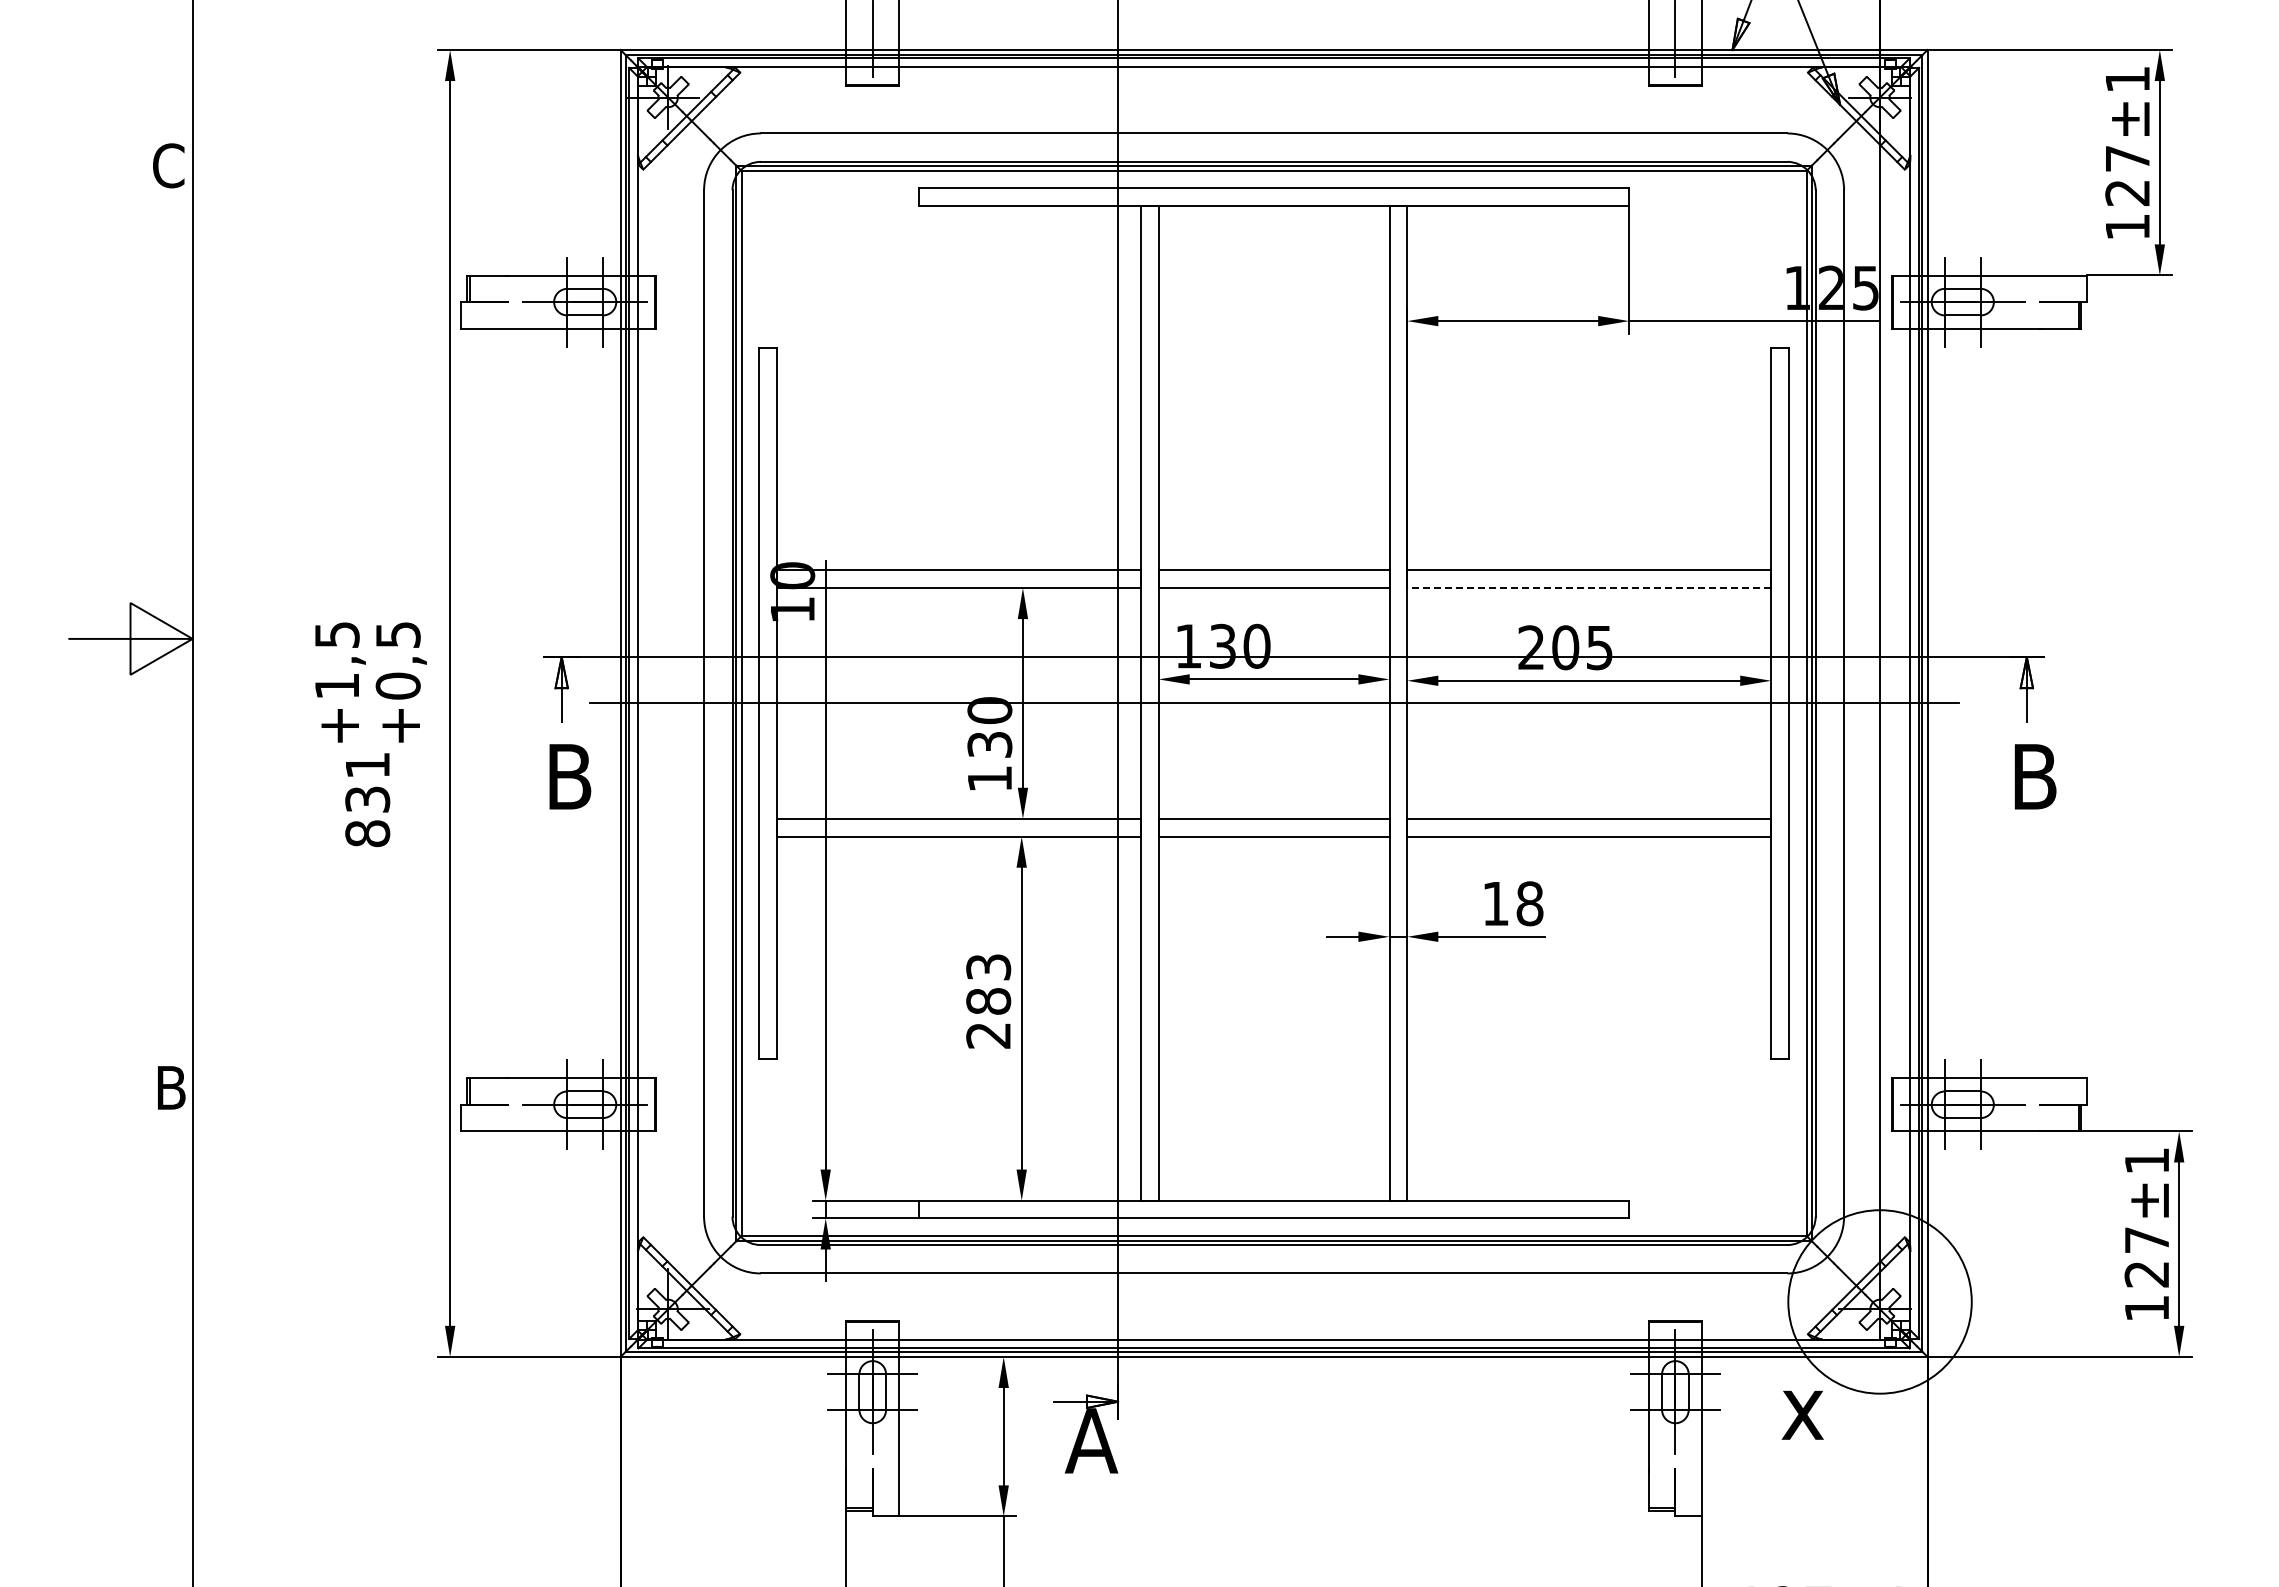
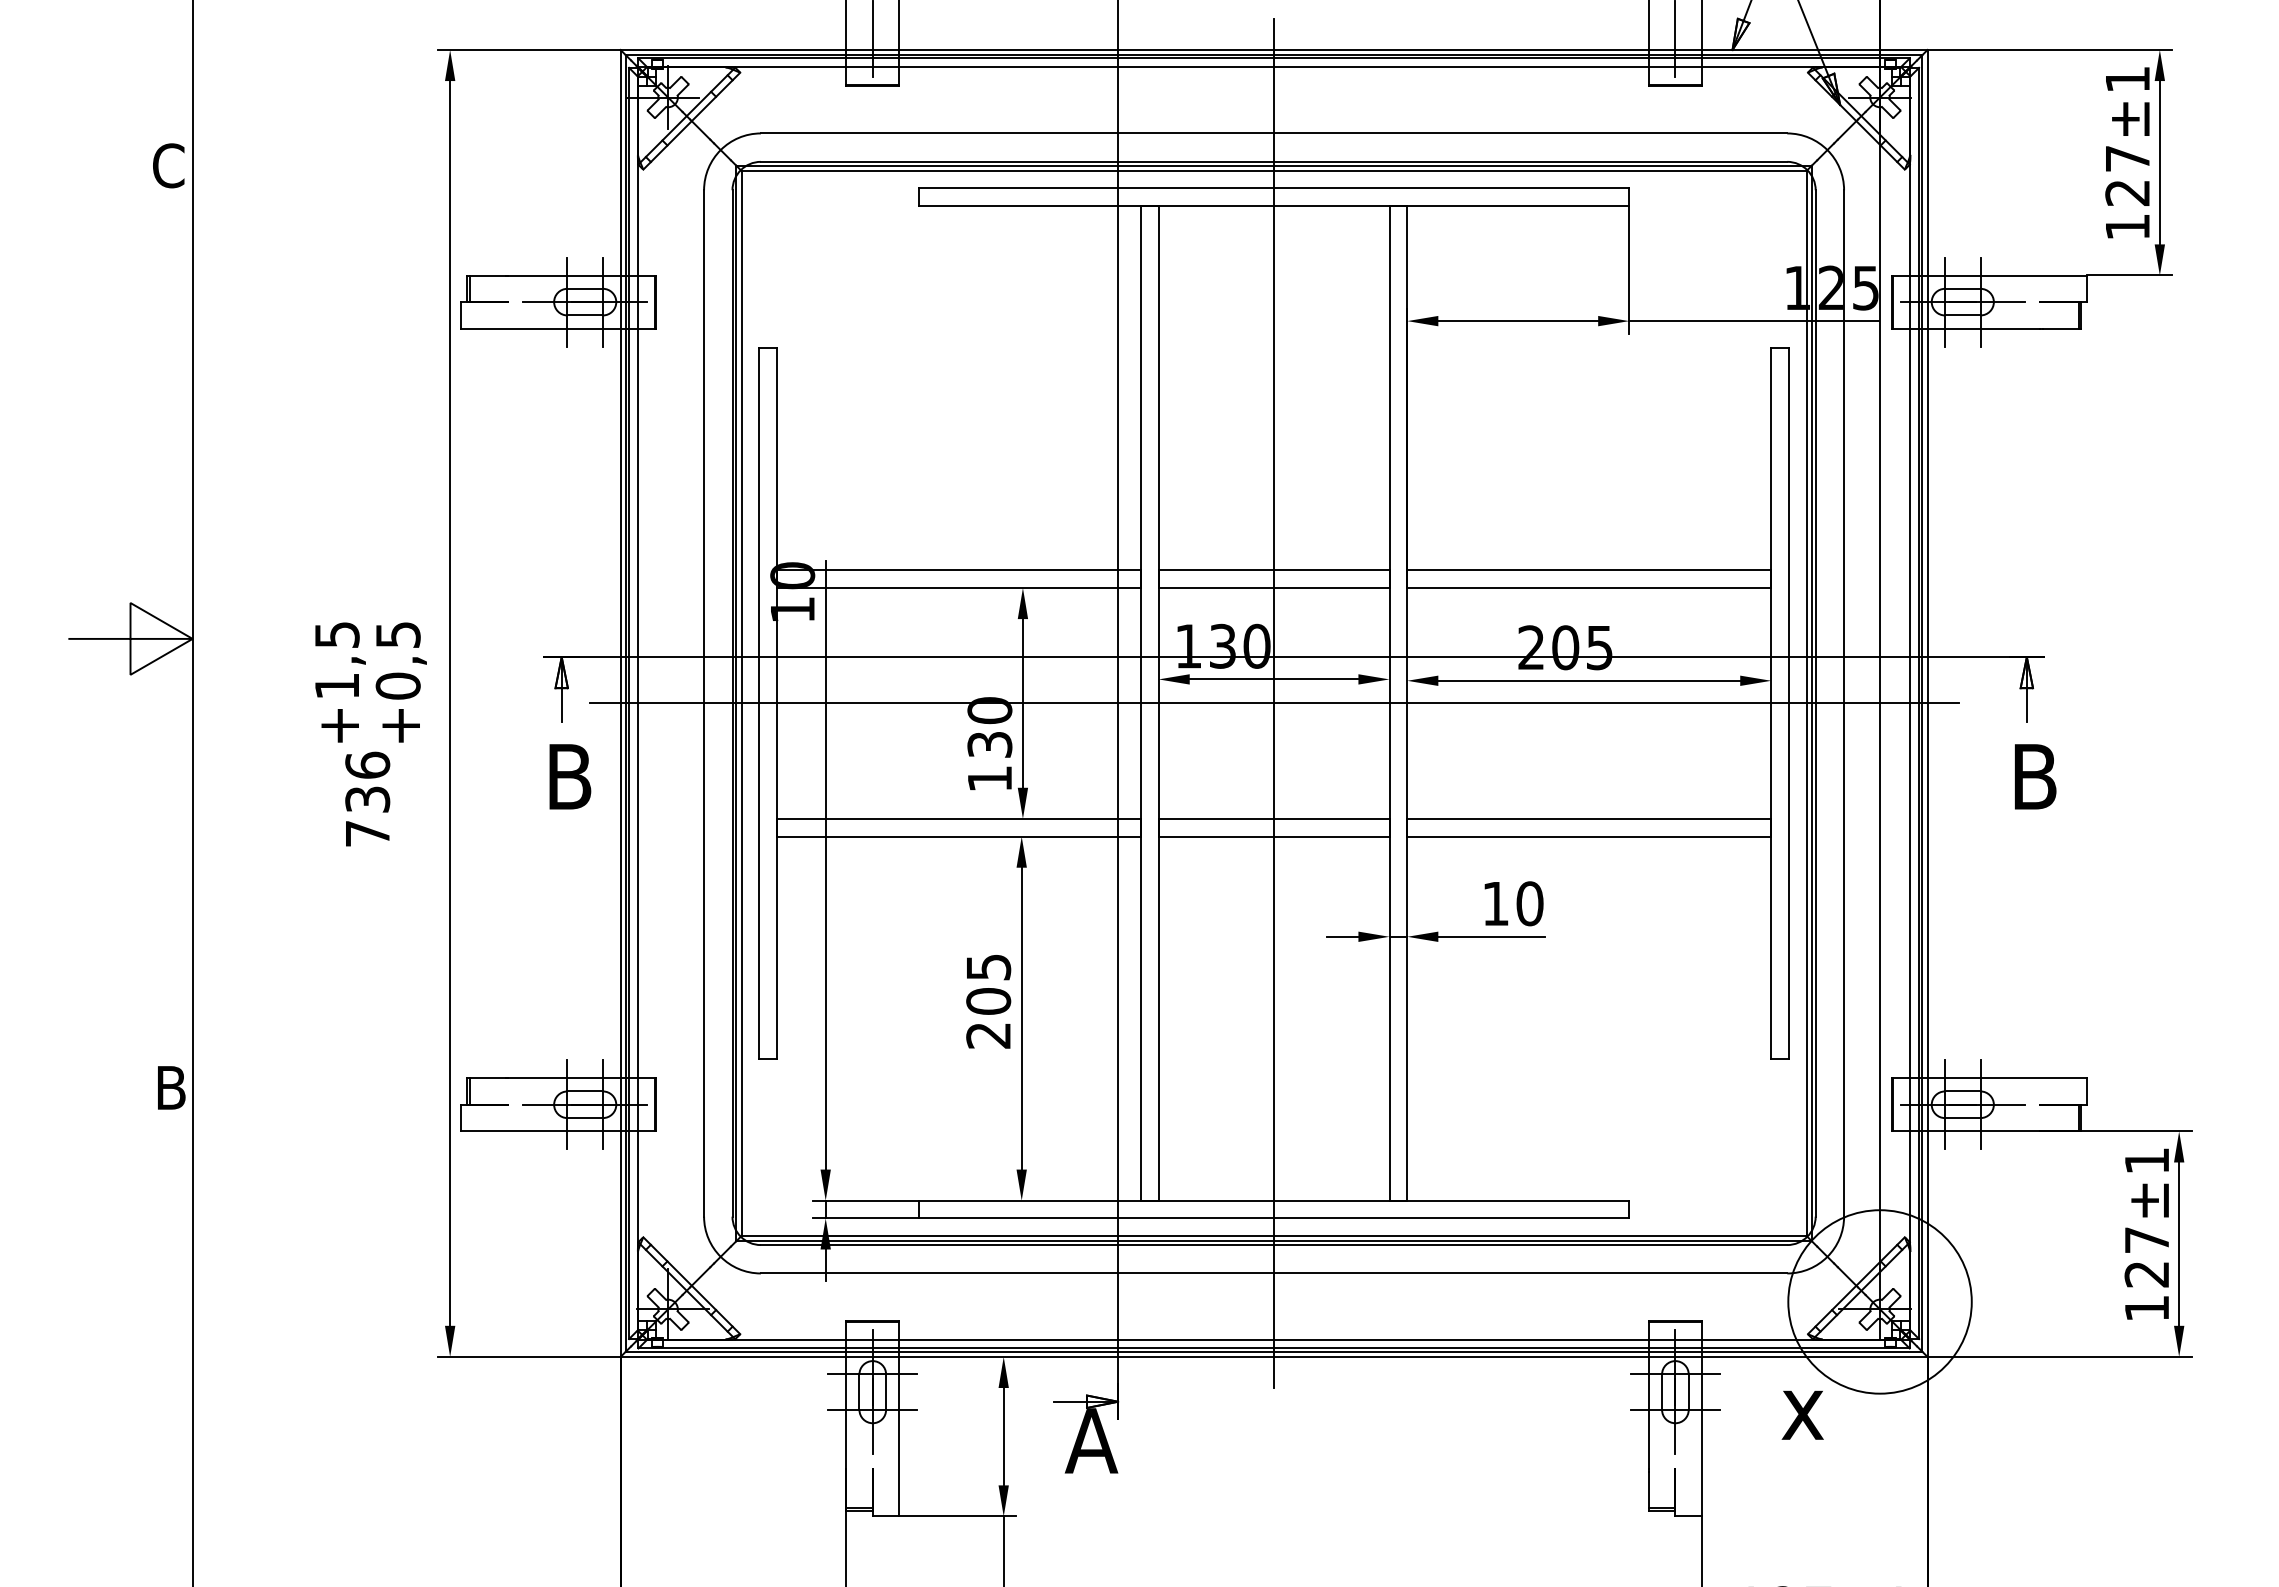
line: dashed -> solid (1588, 588)
line: none -> present (1274, 703)
text: 831 -> 736 (367, 799)
text: 18 -> 10 (1529, 903)
text: 283 -> 205 (988, 984)
